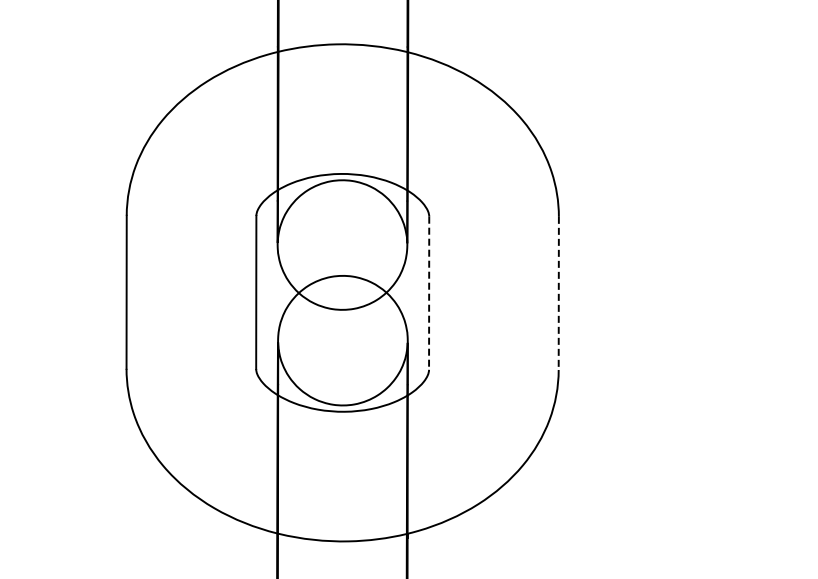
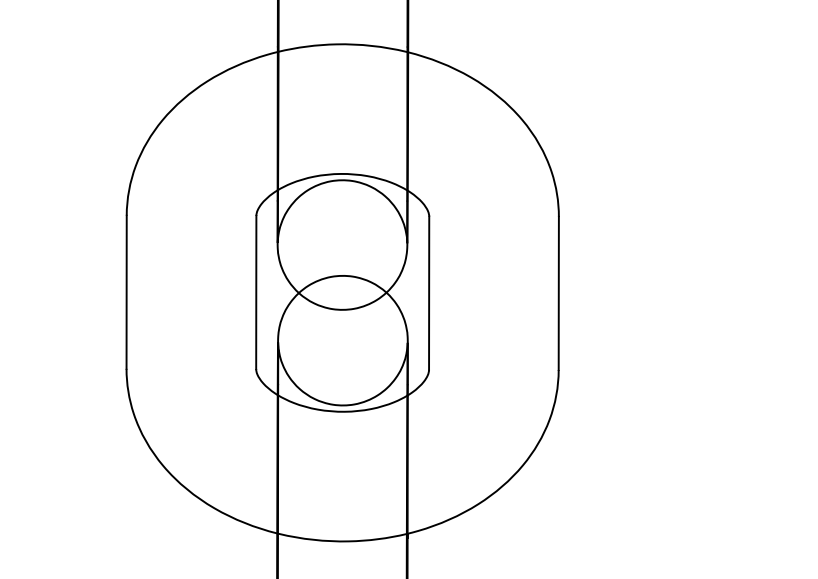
line: dashed -> solid (429, 293)
line: dashed -> solid (558, 293)
